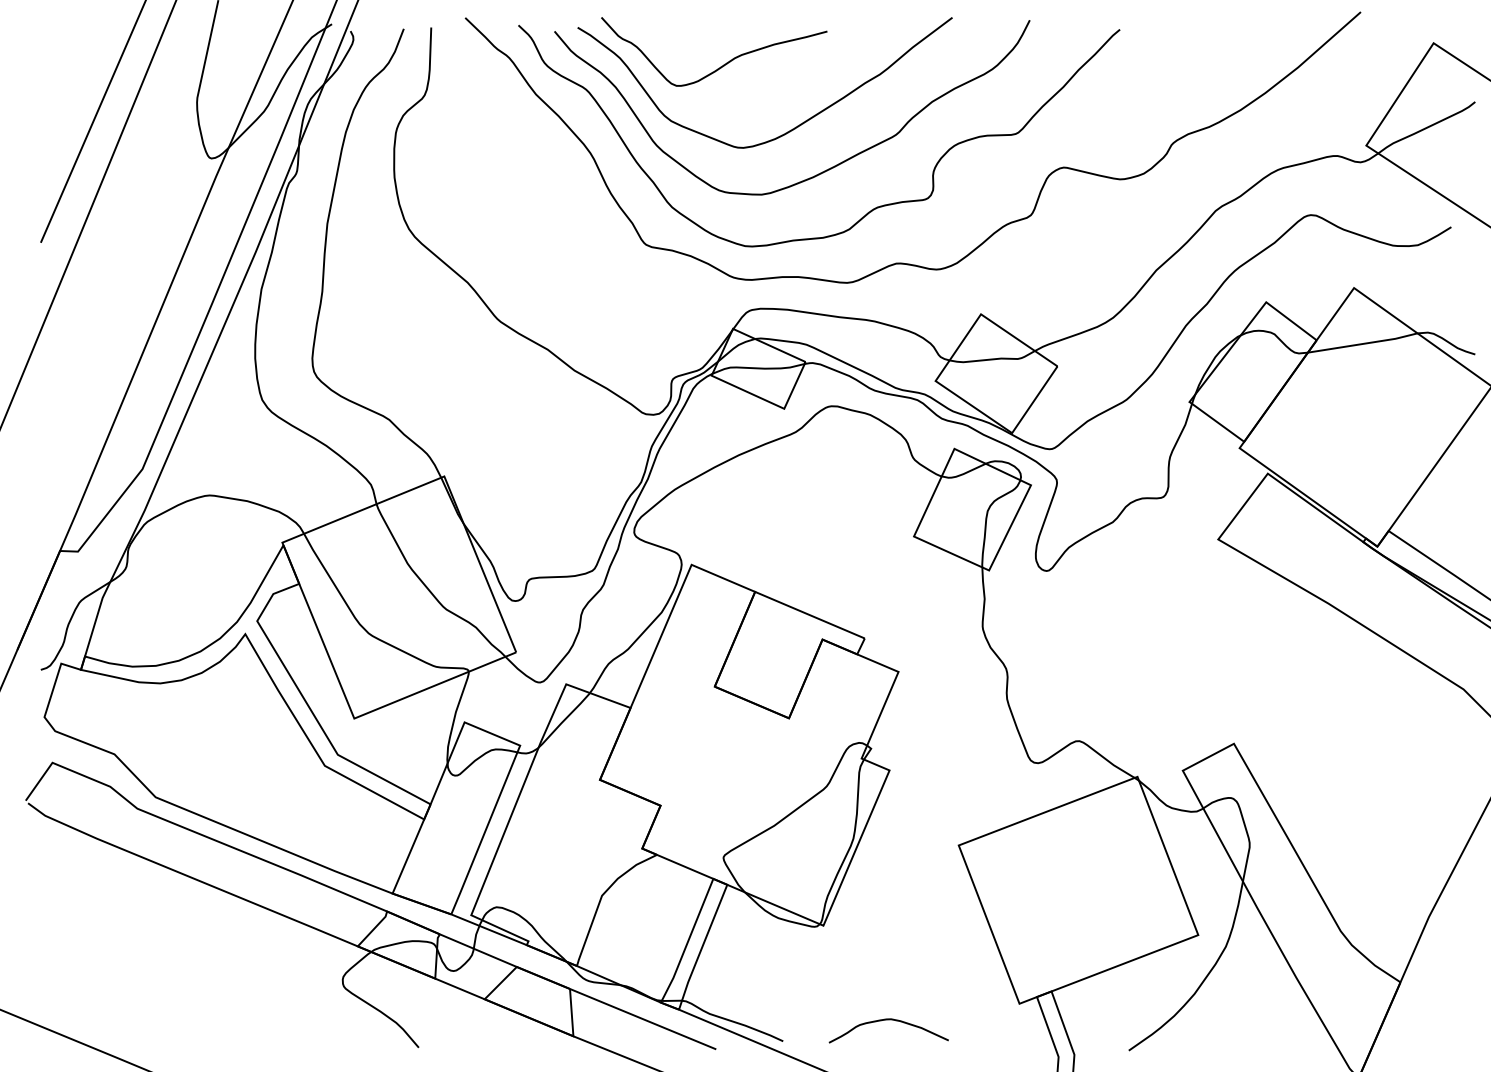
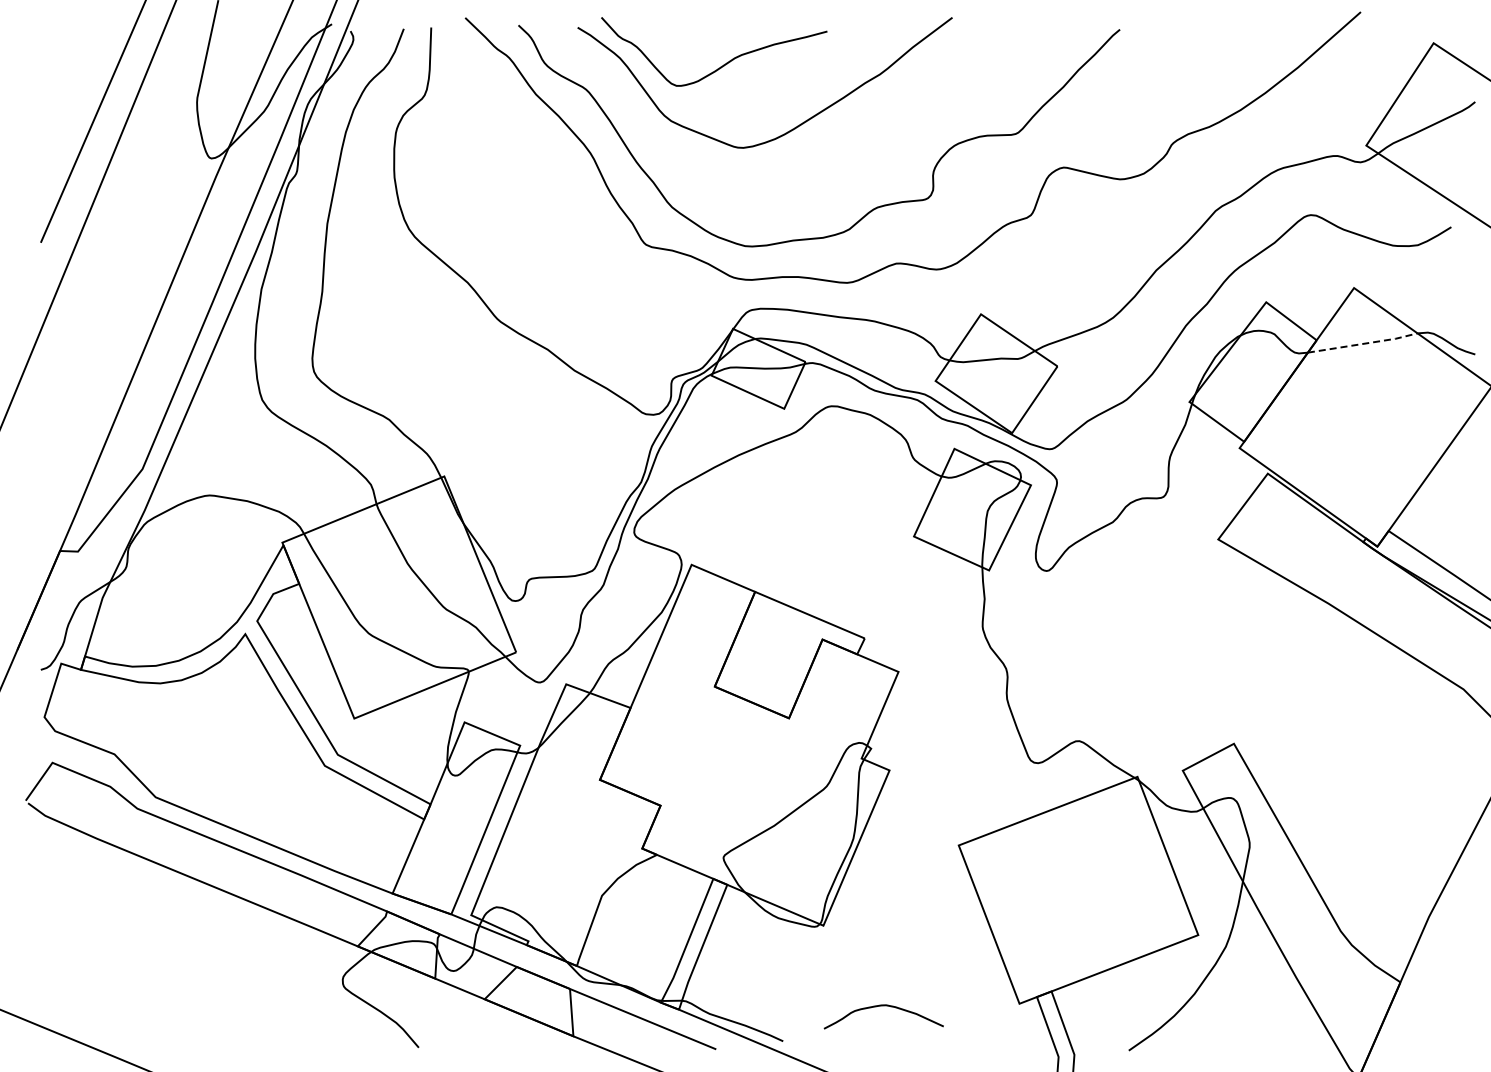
curve: present -> none (824, 170)
line: solid -> dashed (1364, 343)
curve position: (888, 1020) -> (883, 1006) (883, 1006)
